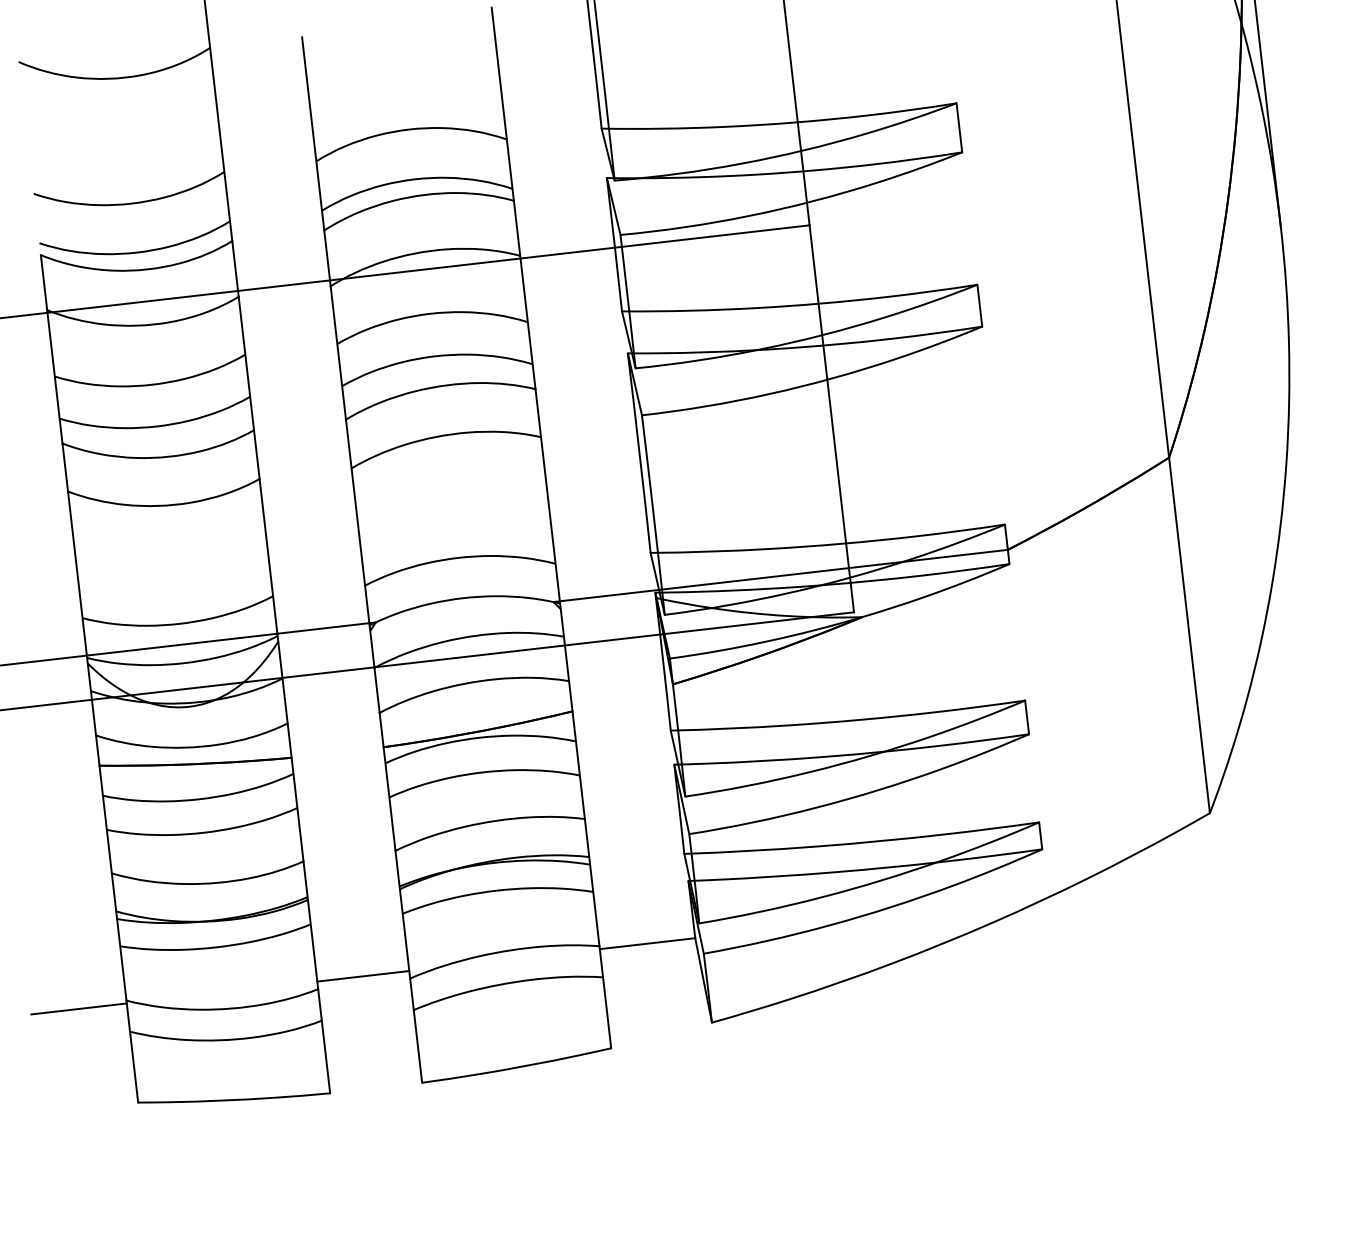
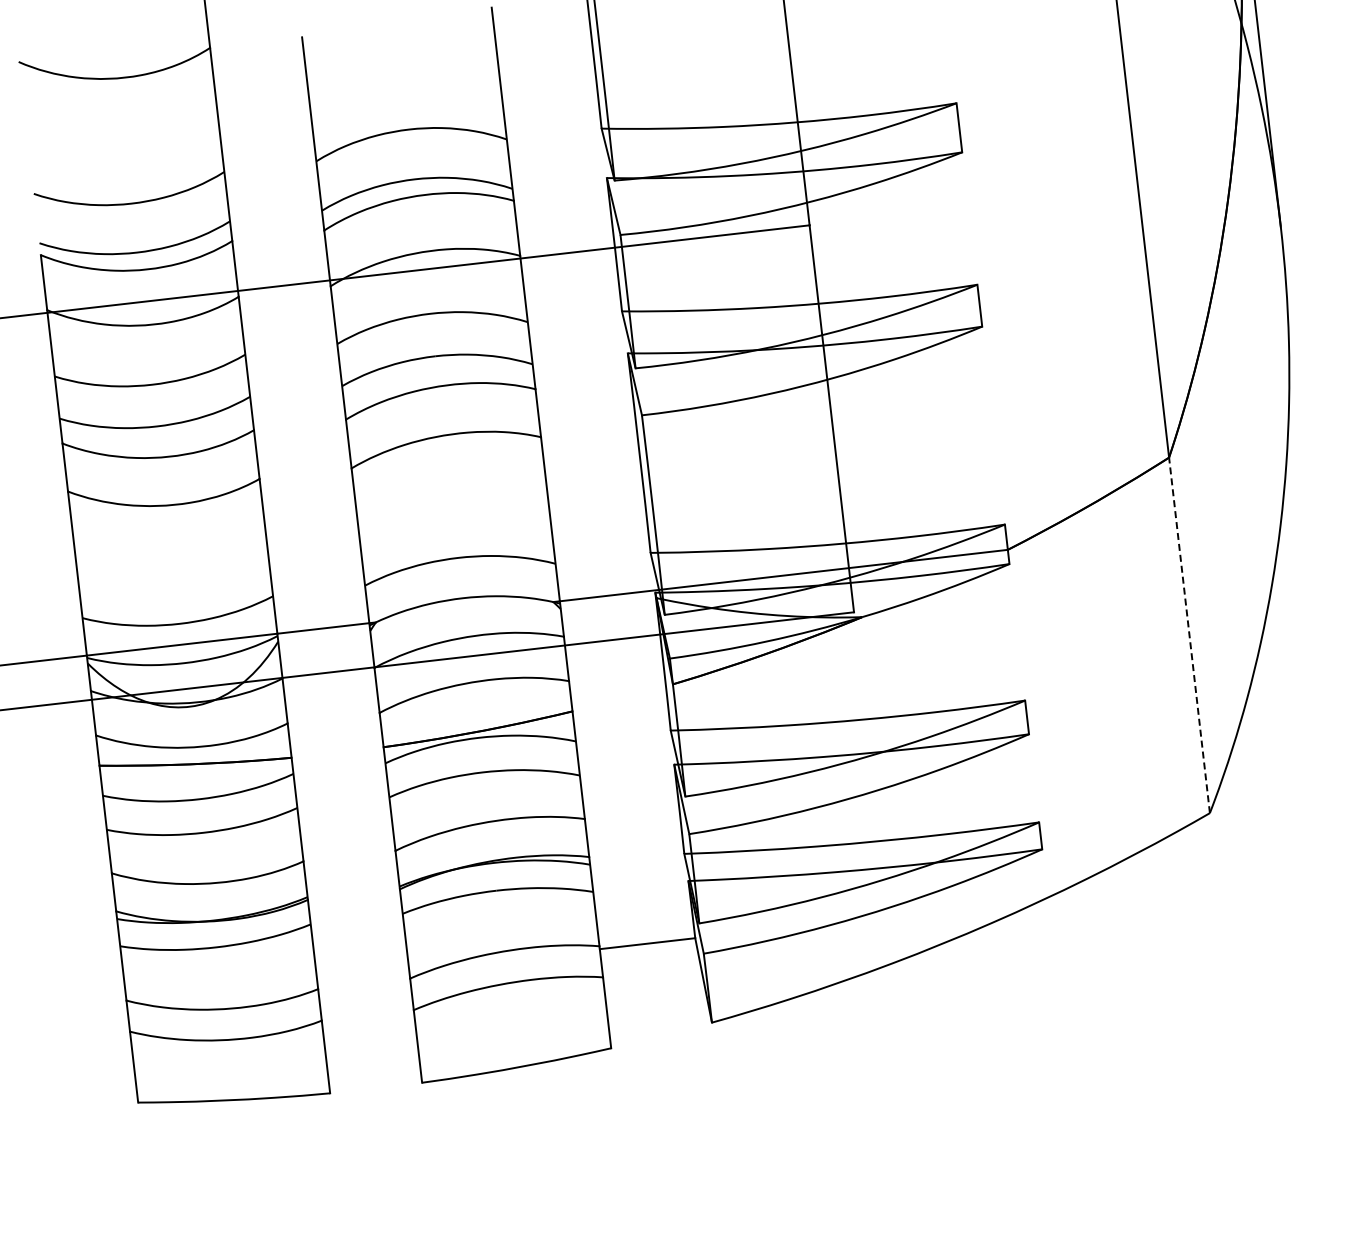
line: solid -> dashed (1189, 635)
line: present -> none (363, 976)
line: present -> none (78, 1008)
